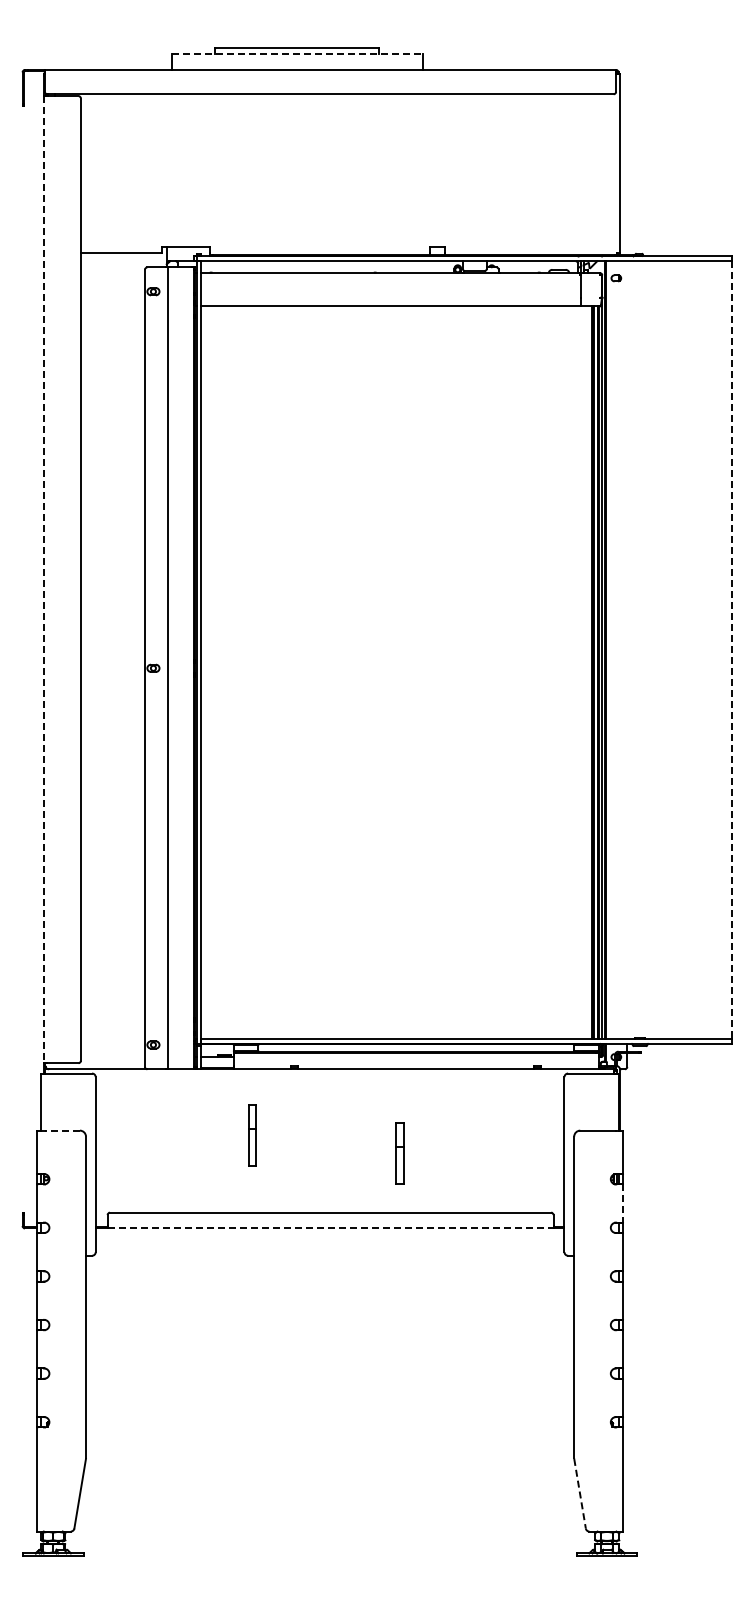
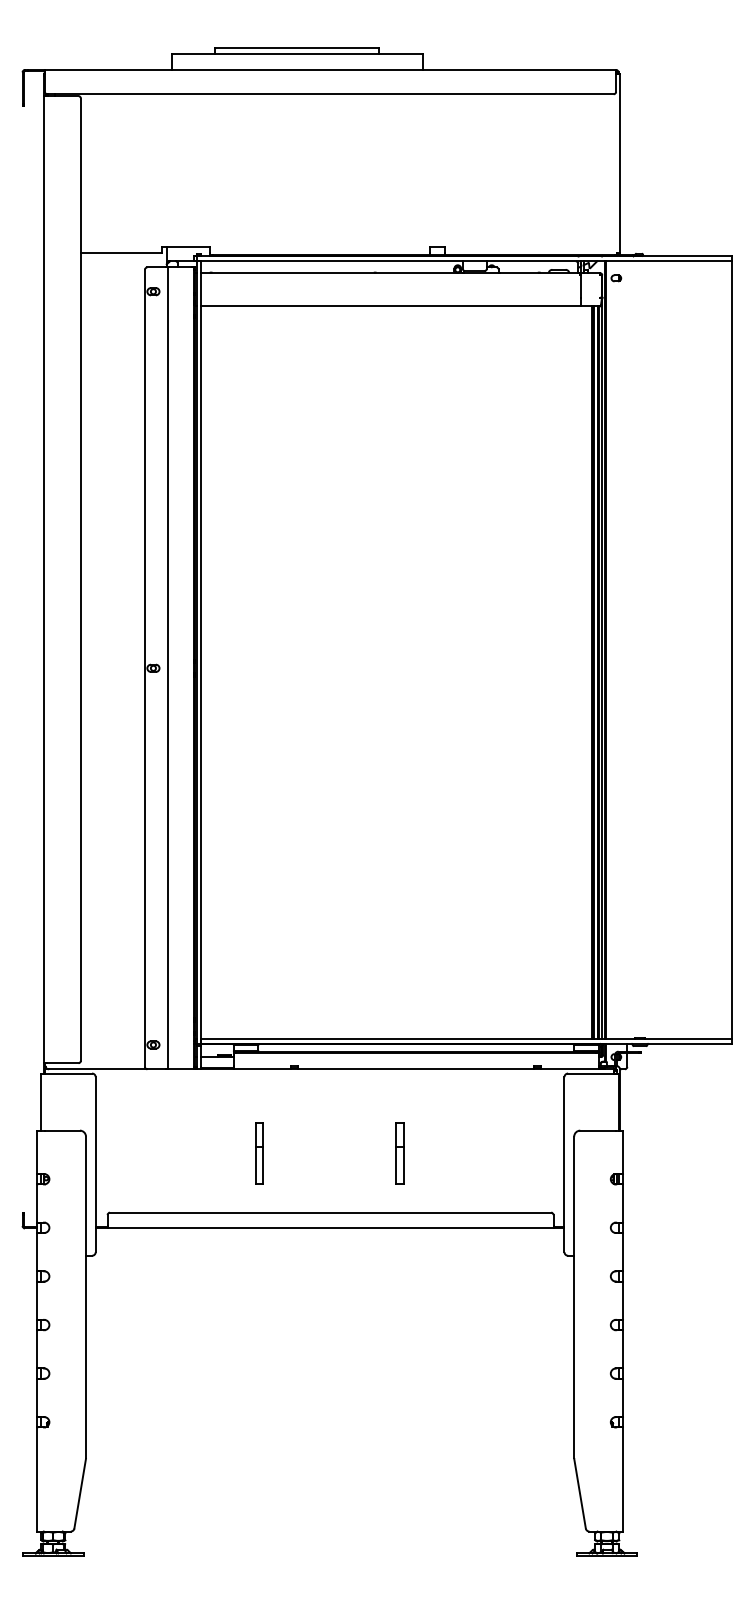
line: dashed -> solid (297, 53)
line: dashed -> solid (44, 579)
line: dashed -> solid (732, 650)
line: dashed -> solid (62, 1130)
part position: (252, 1135) -> (259, 1153) (259, 1153)
line: dashed -> solid (622, 1204)
line: dashed -> solid (330, 1228)
line: dashed -> solid (580, 1494)
